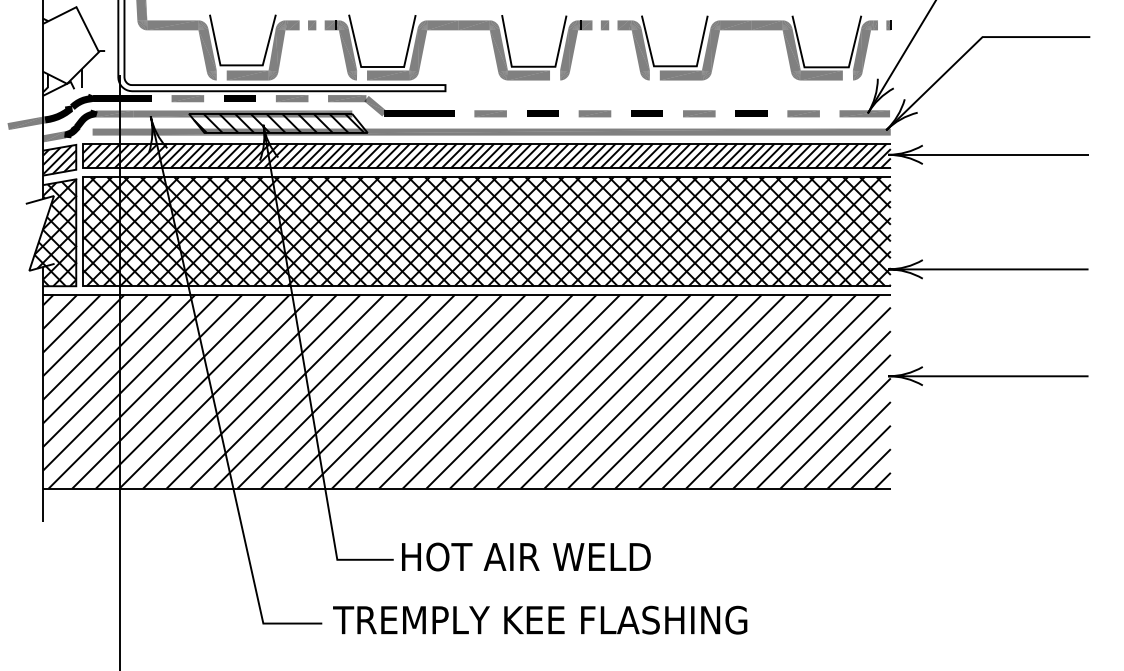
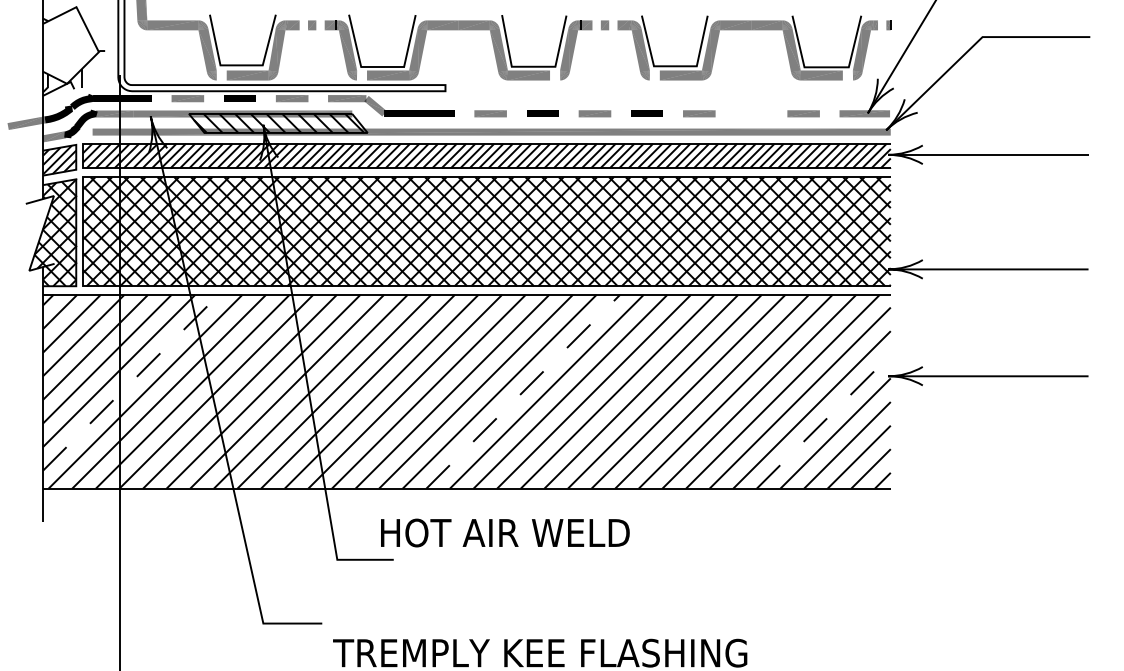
line: present -> none (751, 113)
line: solid -> dashed (131, 382)
line: solid -> dashed (523, 391)
line: solid -> dashed (823, 421)
text position: (526, 556) -> (505, 532) (505, 532)
text position: (540, 619) -> (540, 652) (540, 652)
